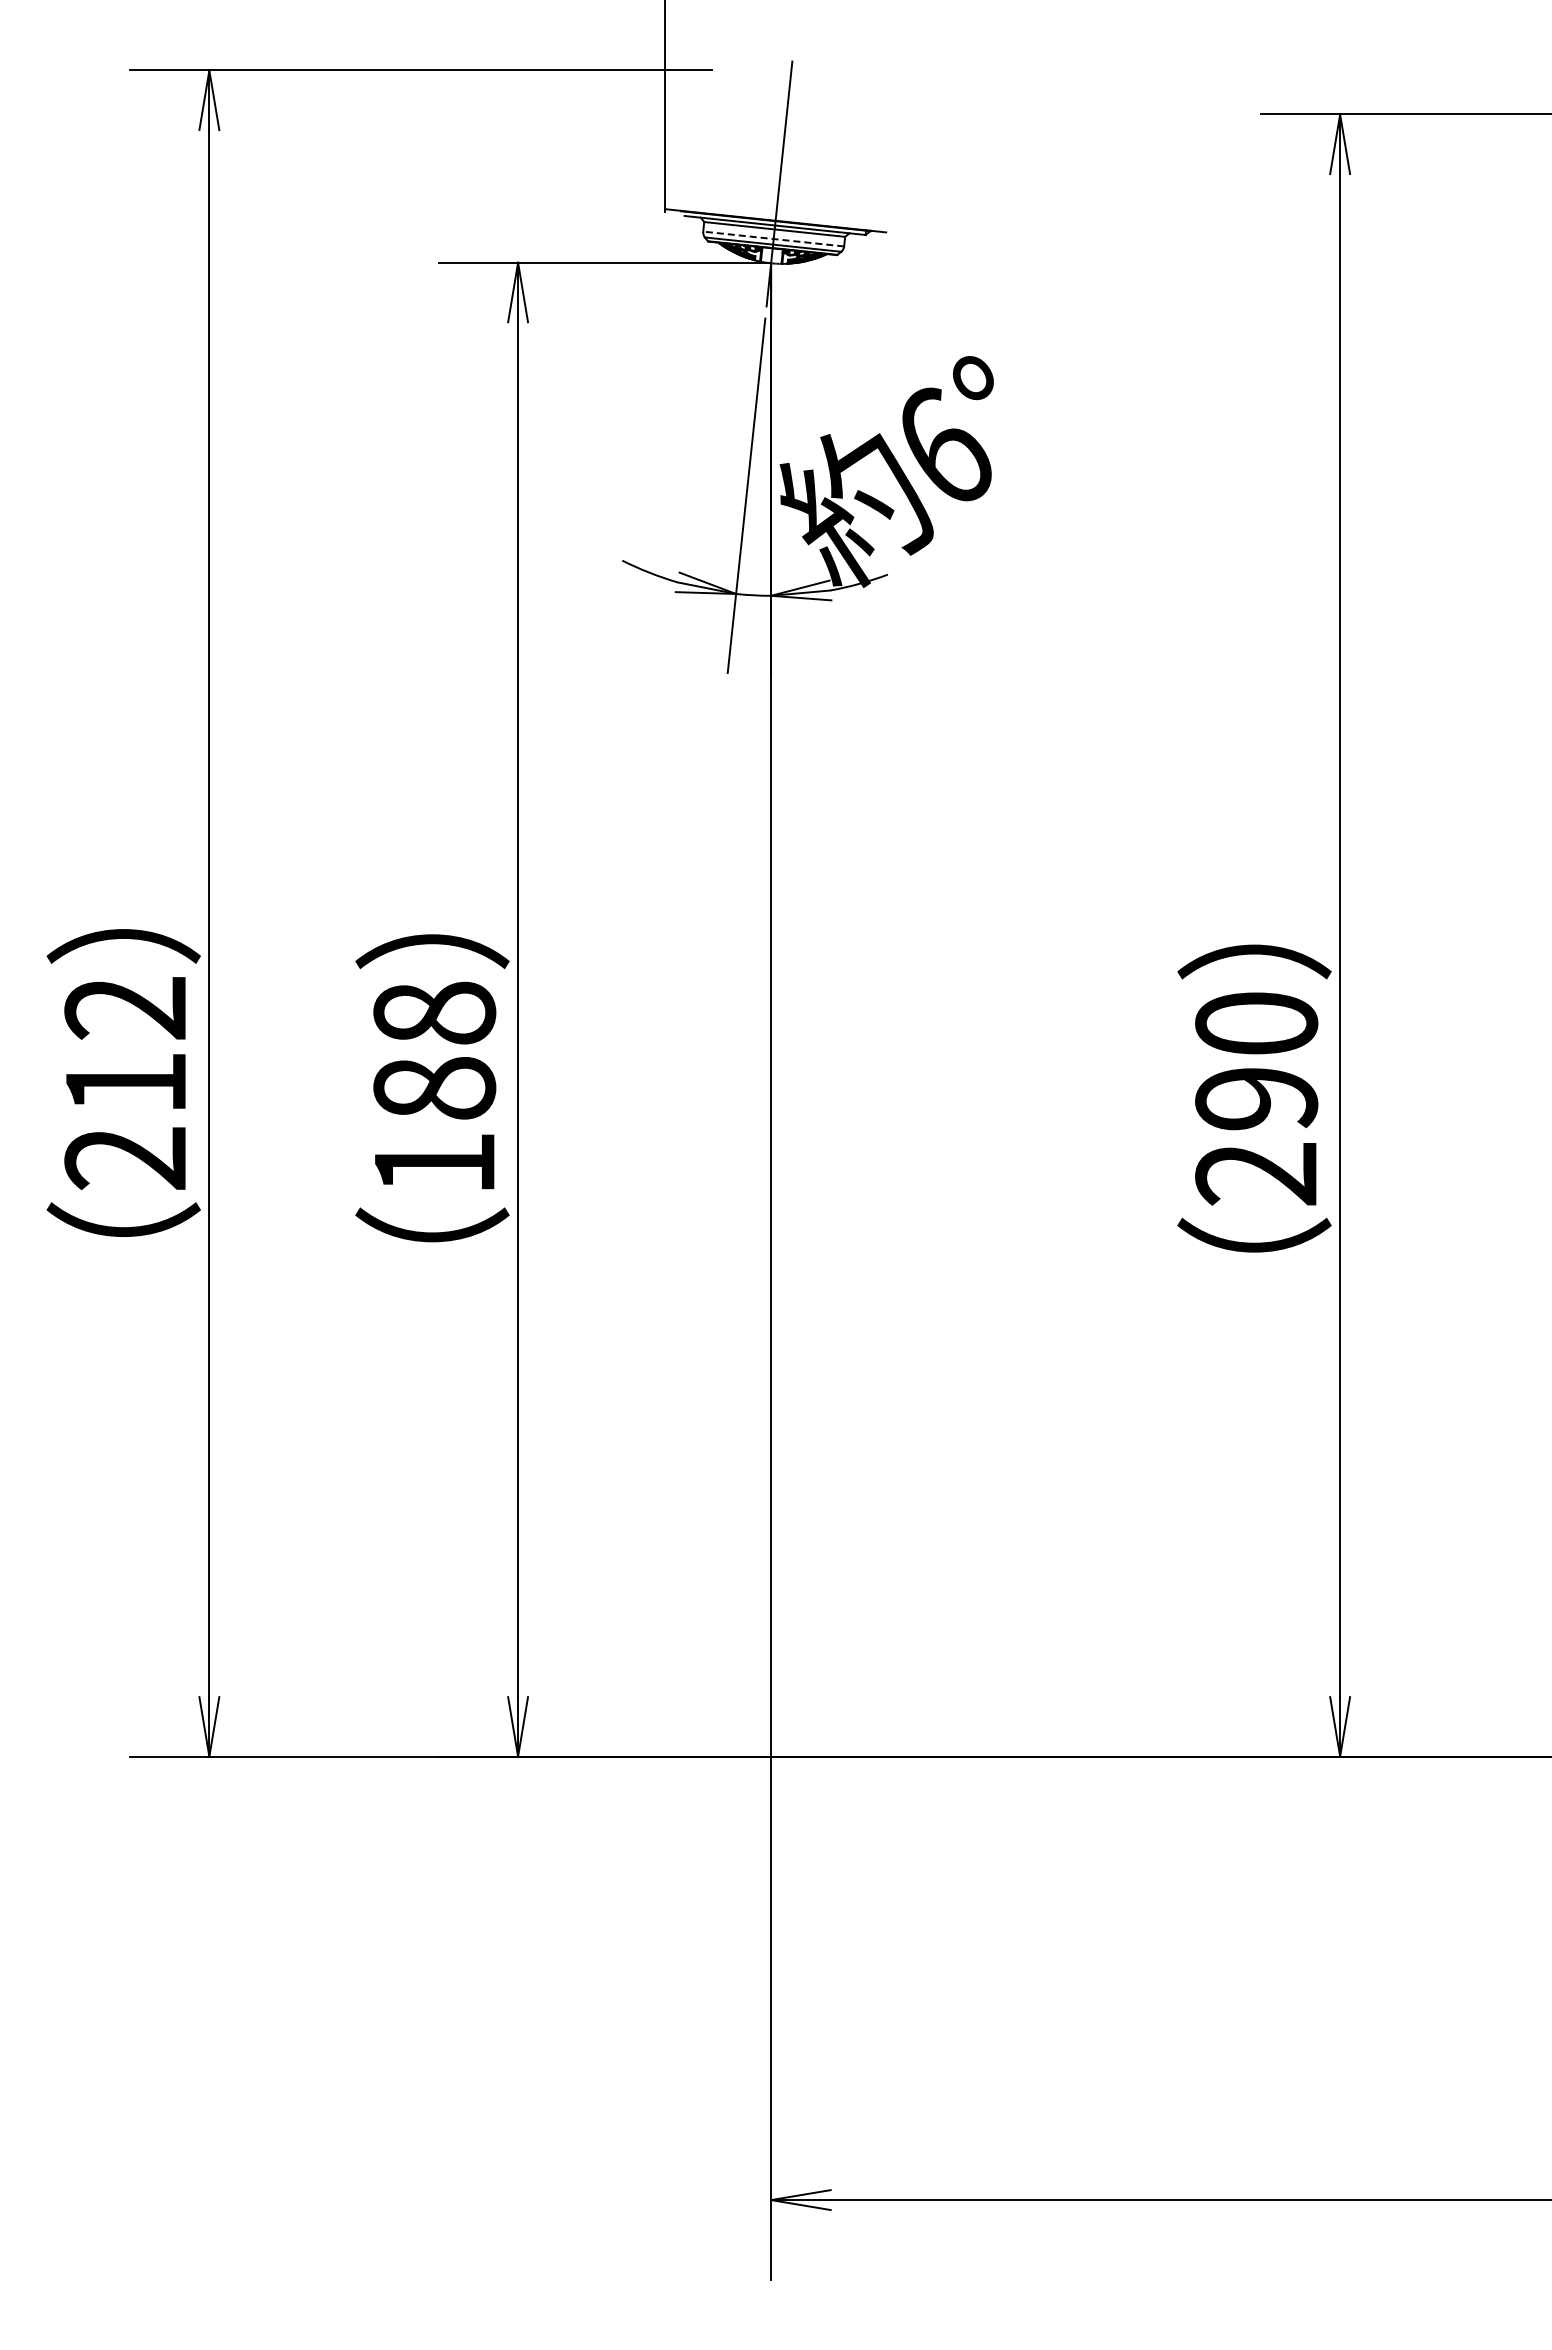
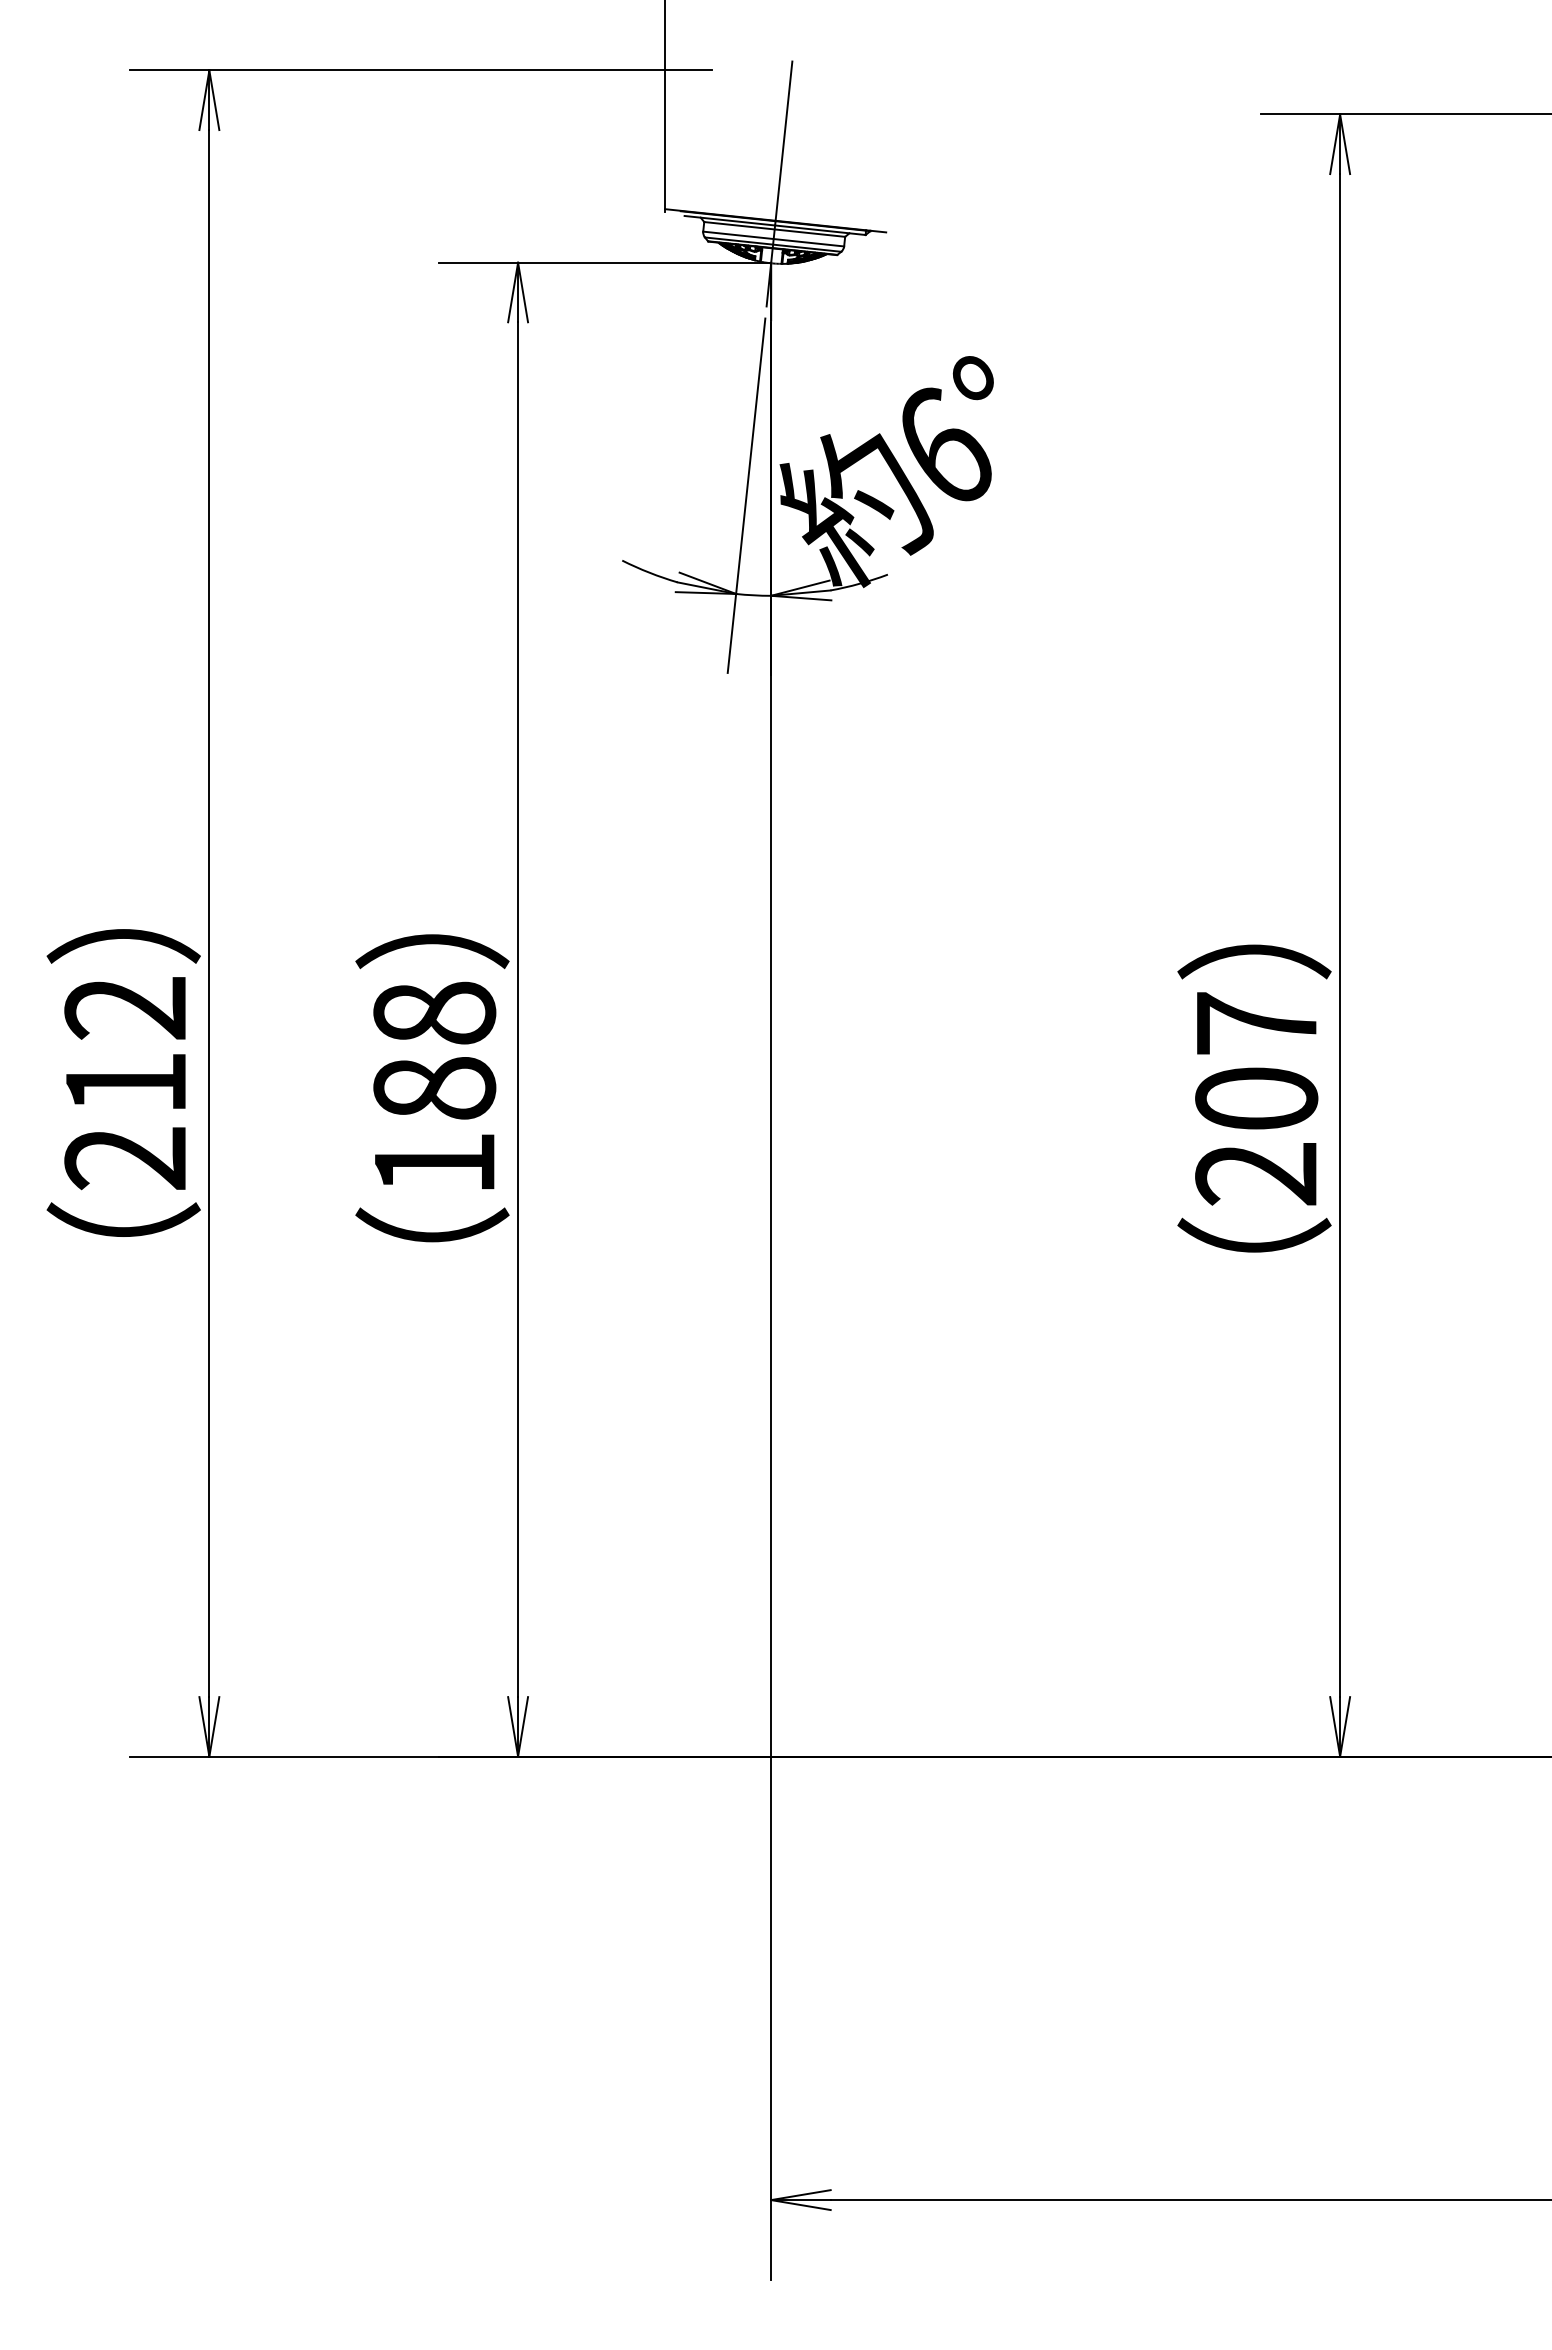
line: dashed -> solid (773, 239)
text: 290 -> 207 (1256, 1061)
